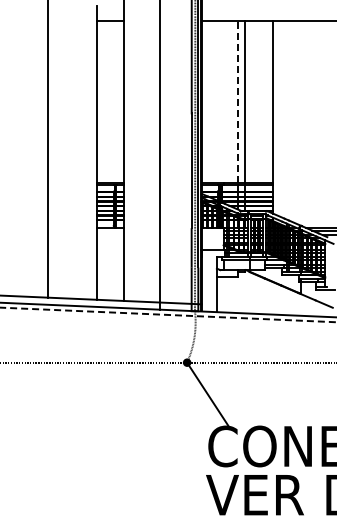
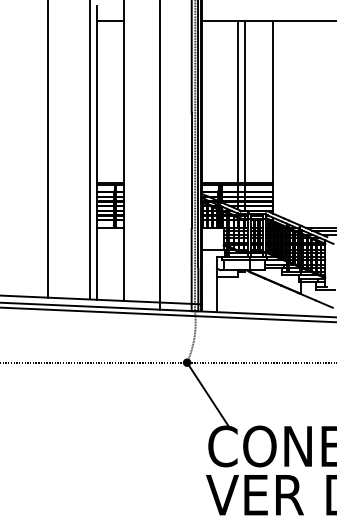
line: dashed -> solid (237, 101)
line: none -> present (89, 150)
line: dashed -> solid (168, 314)
